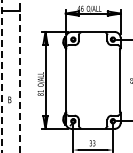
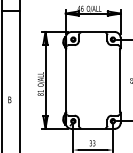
line: dashed -> solid (1, 76)
line: dashed -> solid (19, 76)
